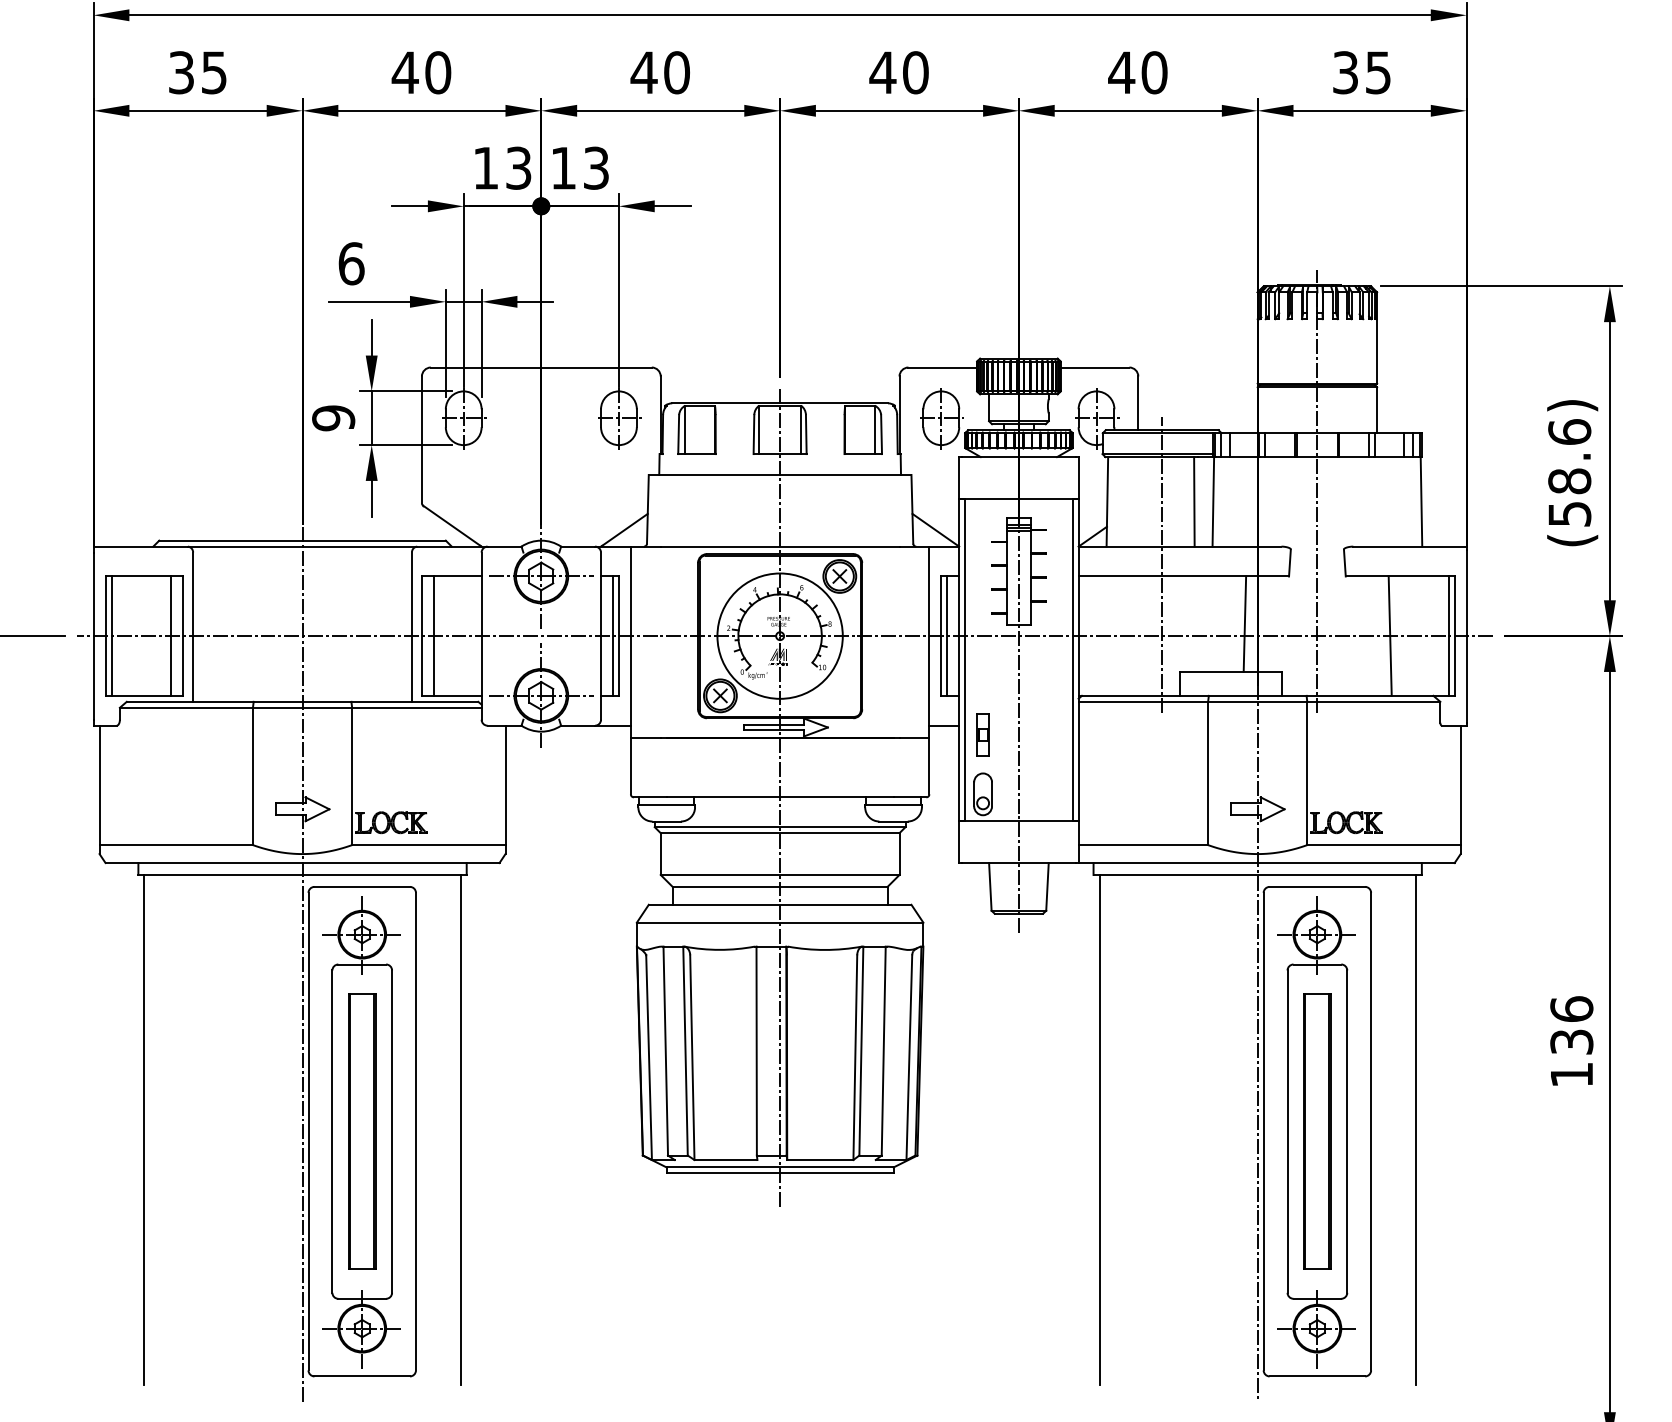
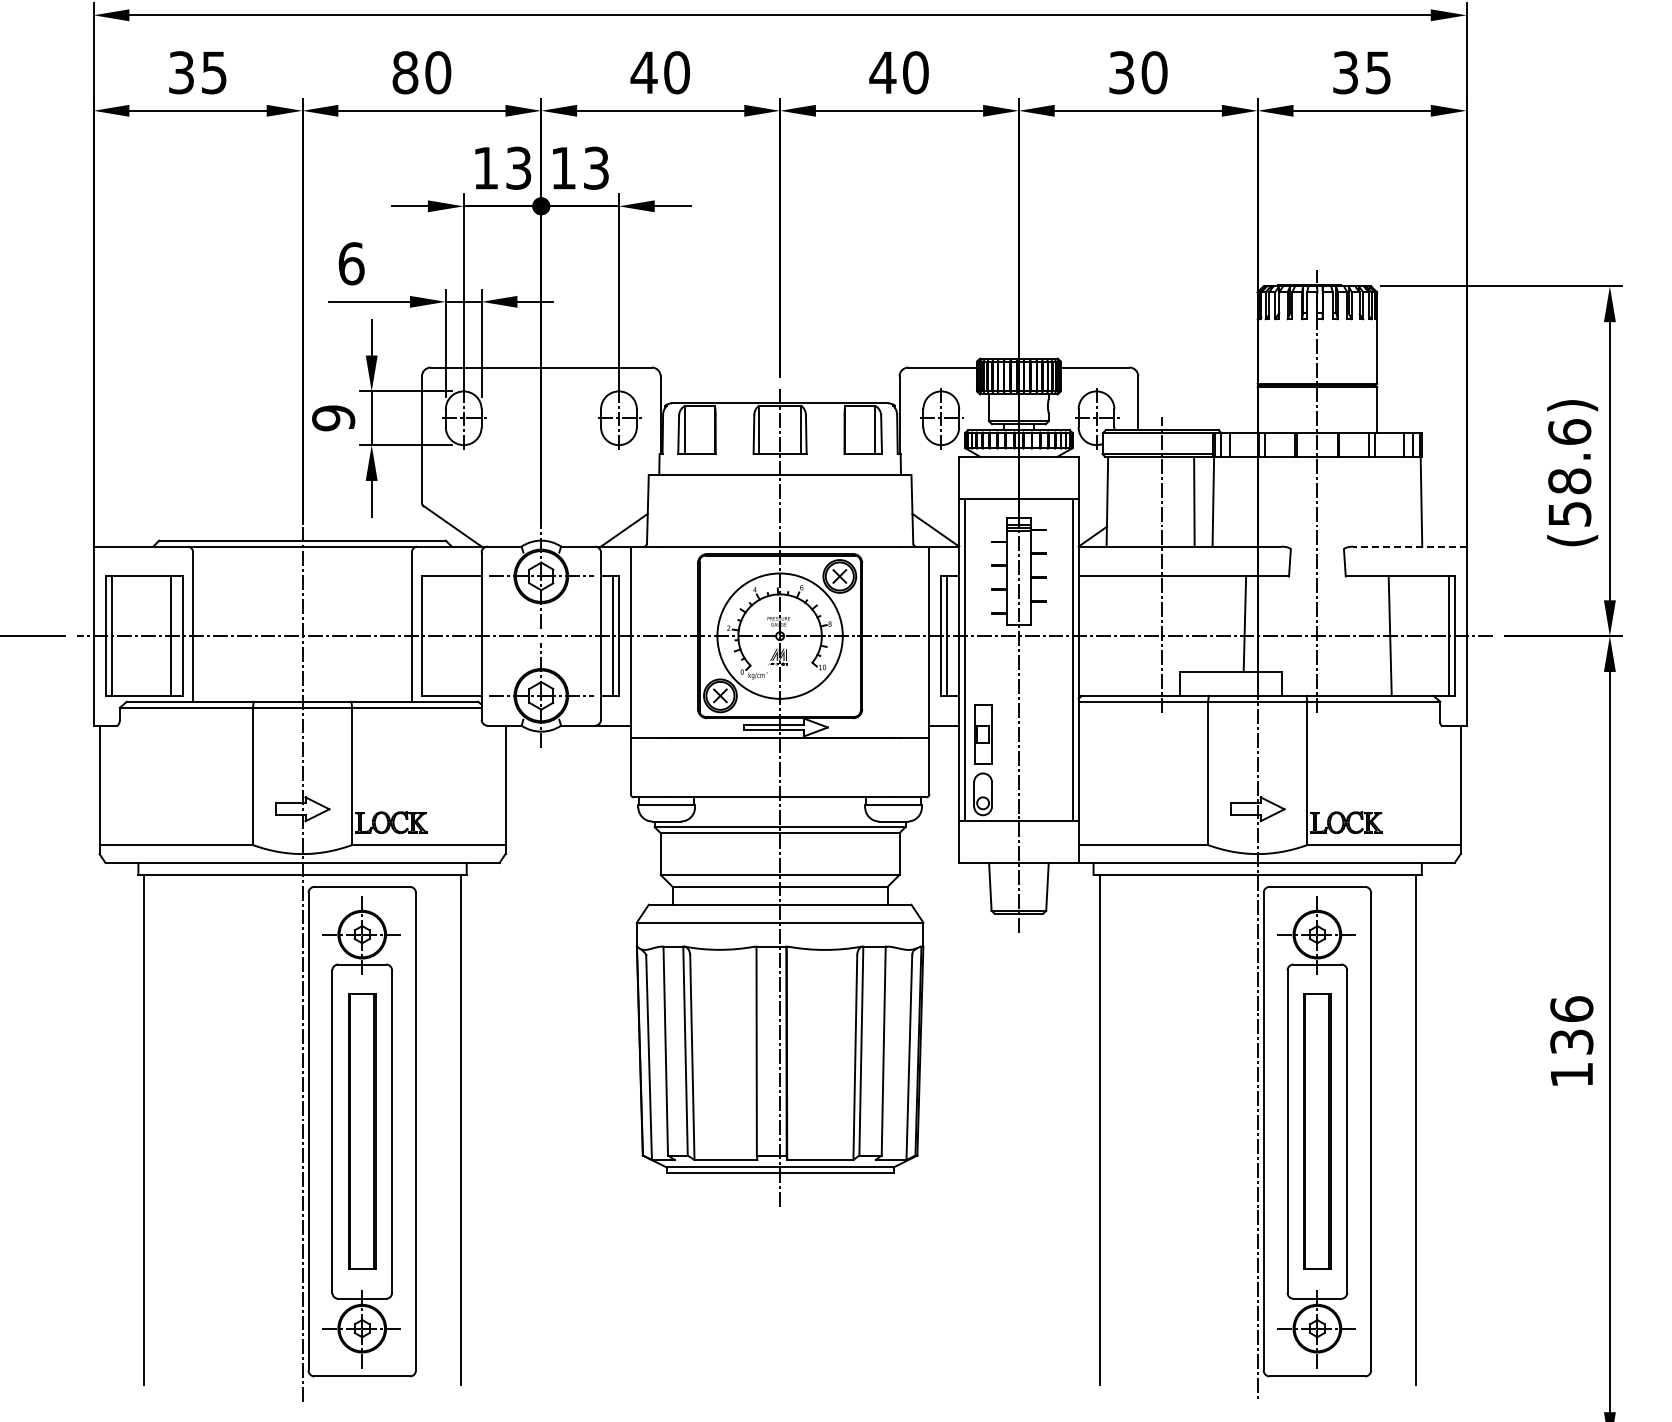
text: 40 -> 80 (404, 72)
text: 40 -> 30 (1121, 72)
line: solid -> dashed (1409, 546)
line: present -> none (433, 635)
part size: 14x44 px -> 19x61 px (983, 734)
